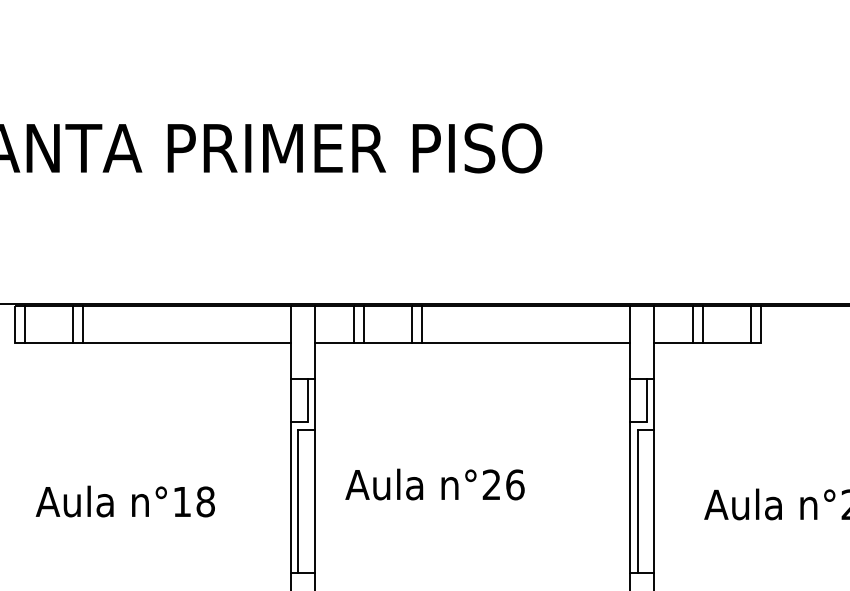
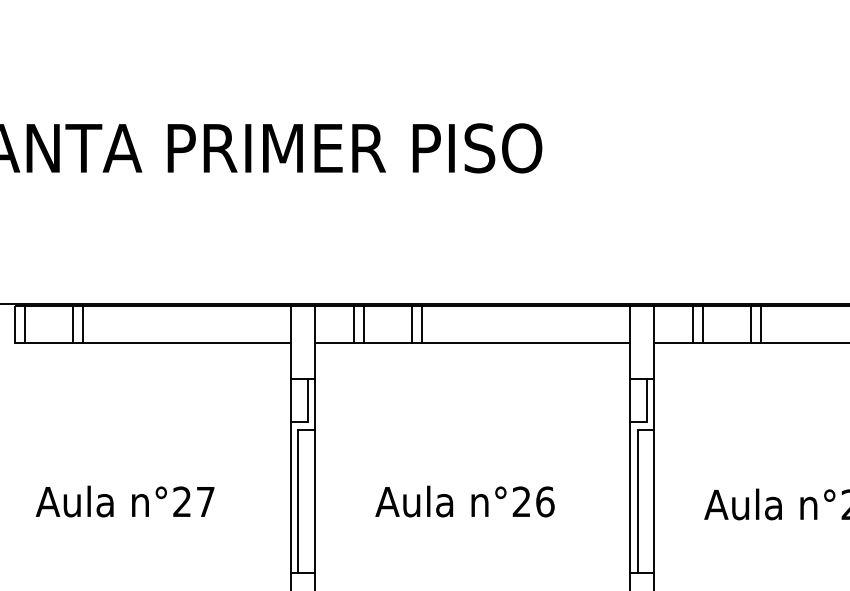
line: none -> present (803, 342)
text position: (434, 484) -> (464, 501) (464, 501)
text: n°18 -> n°27 (193, 501)
